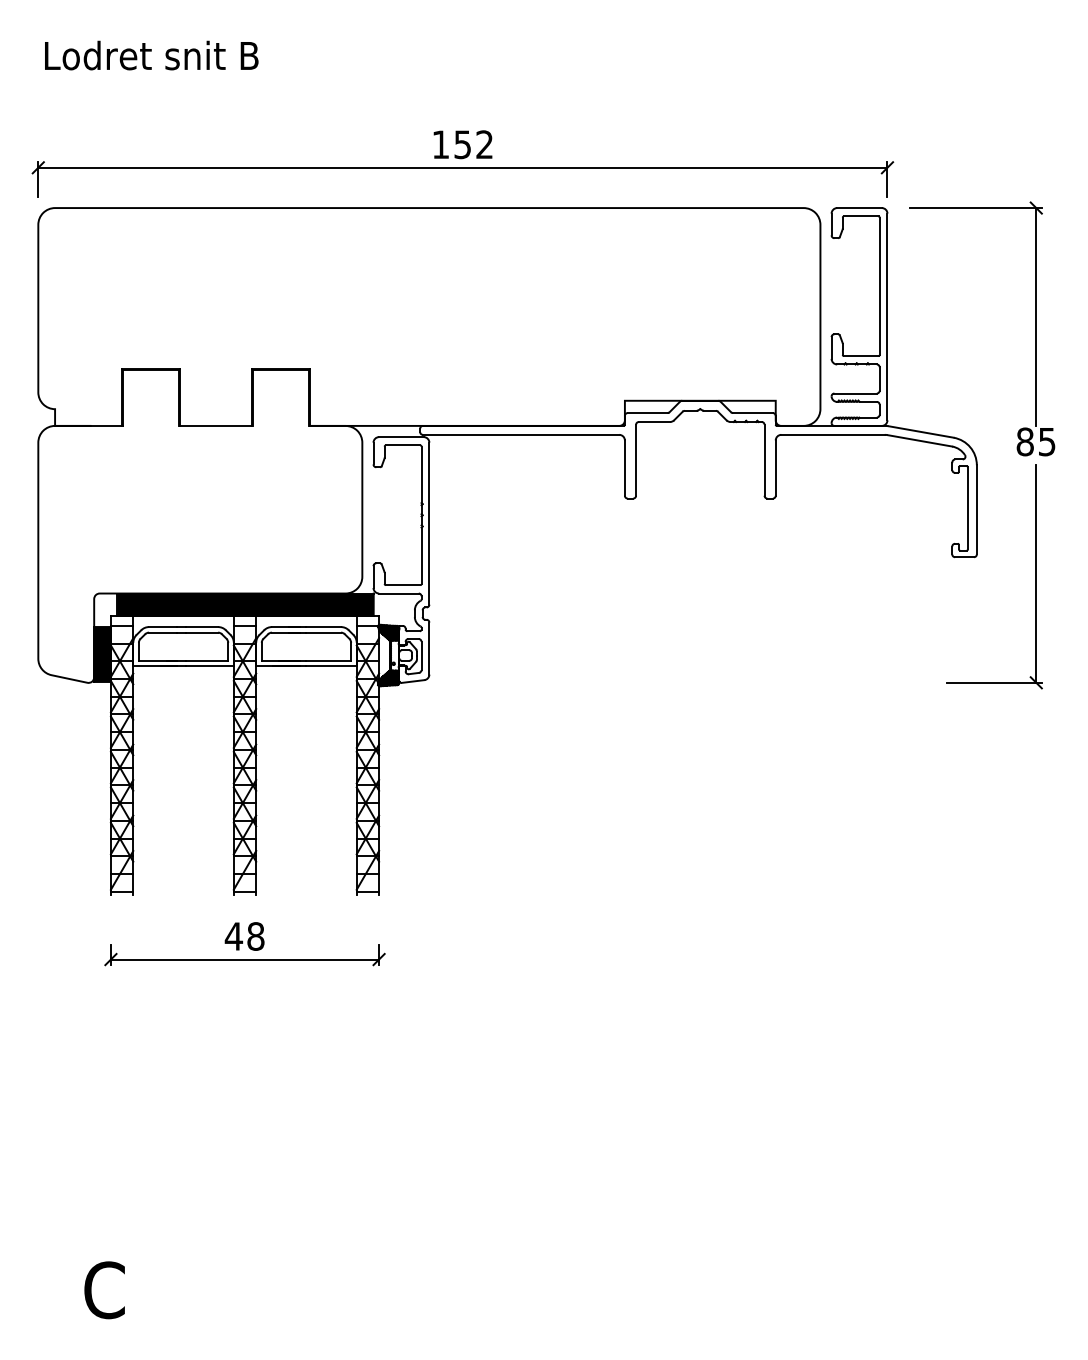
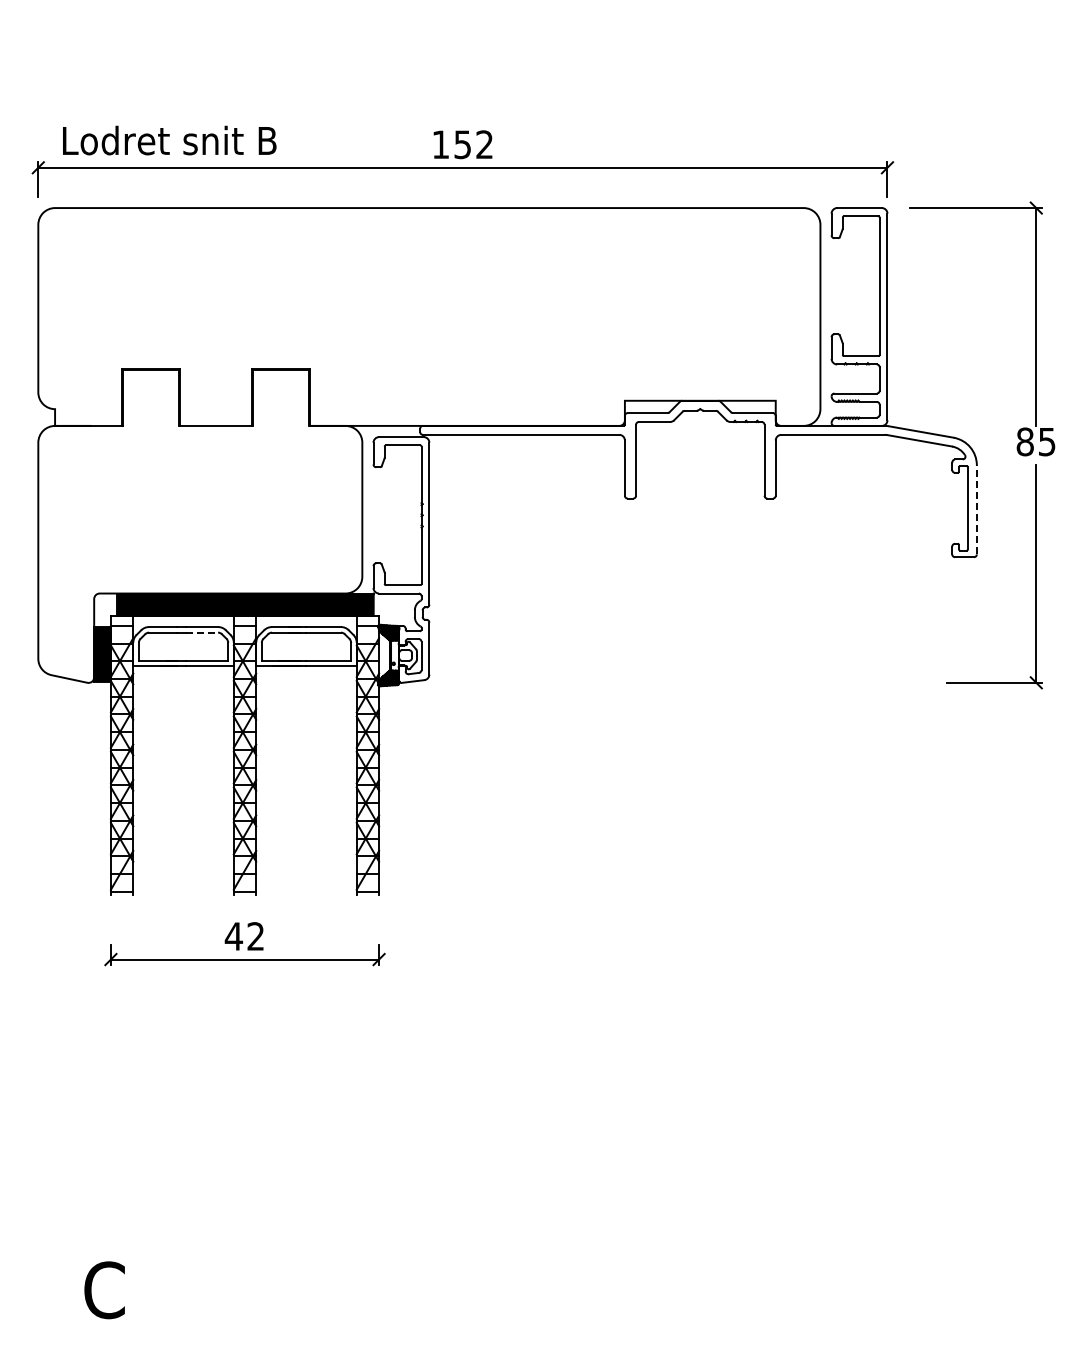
text position: (151, 55) -> (169, 140) (169, 140)
line: solid -> dashed (976, 509)
line: solid -> dashed (202, 632)
text: 48 -> 42 (255, 936)
